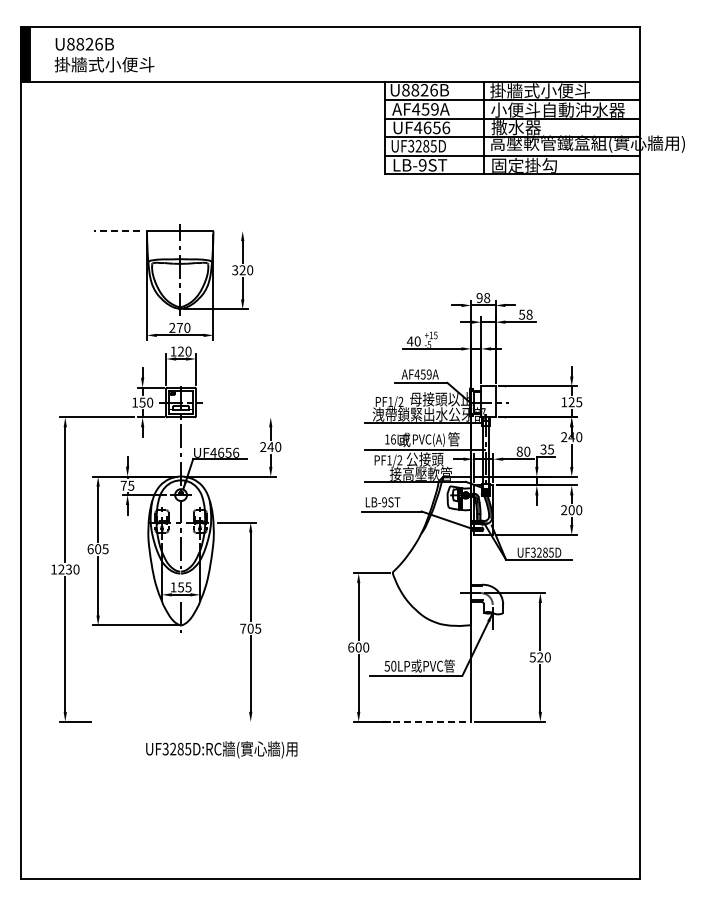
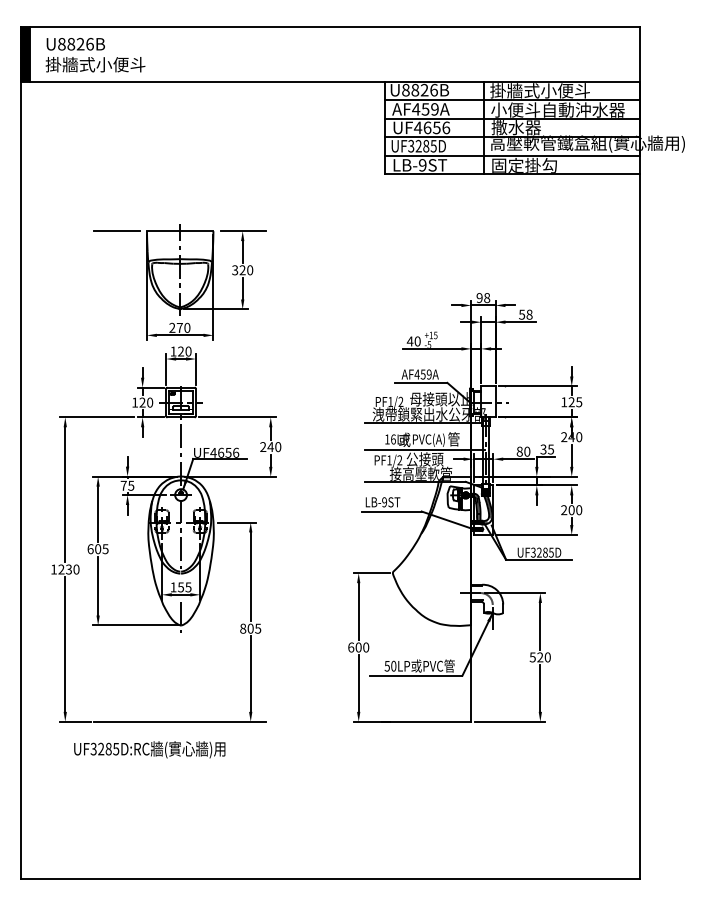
text position: (104, 55) -> (95, 55) (95, 55)
line: dashed -> solid (116, 231)
line: none -> present (243, 231)
text: 150 -> 120 (142, 402)
line: none -> present (237, 417)
text: 705 -> 805 (243, 628)
line: none -> present (180, 721)
line: dashed -> solid (426, 721)
text position: (221, 749) -> (149, 749) (149, 749)
